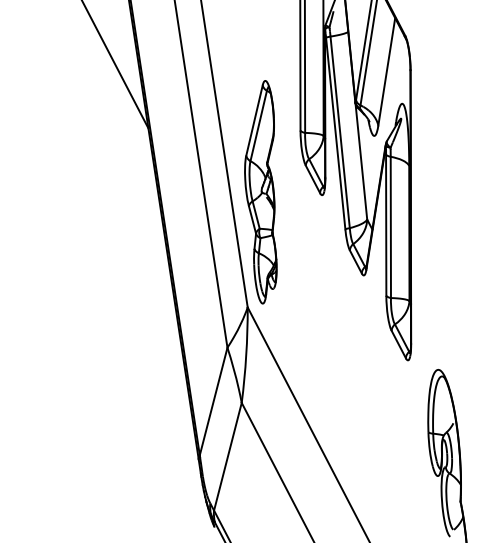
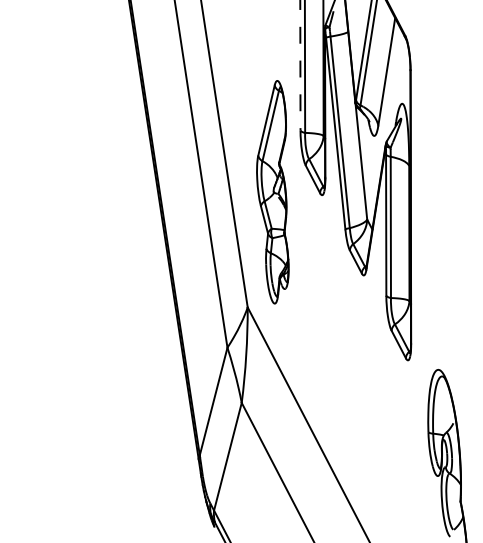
line: present -> none (115, 65)
line: solid -> dashed (300, 65)
part position: (260, 192) -> (272, 192) (272, 192)
